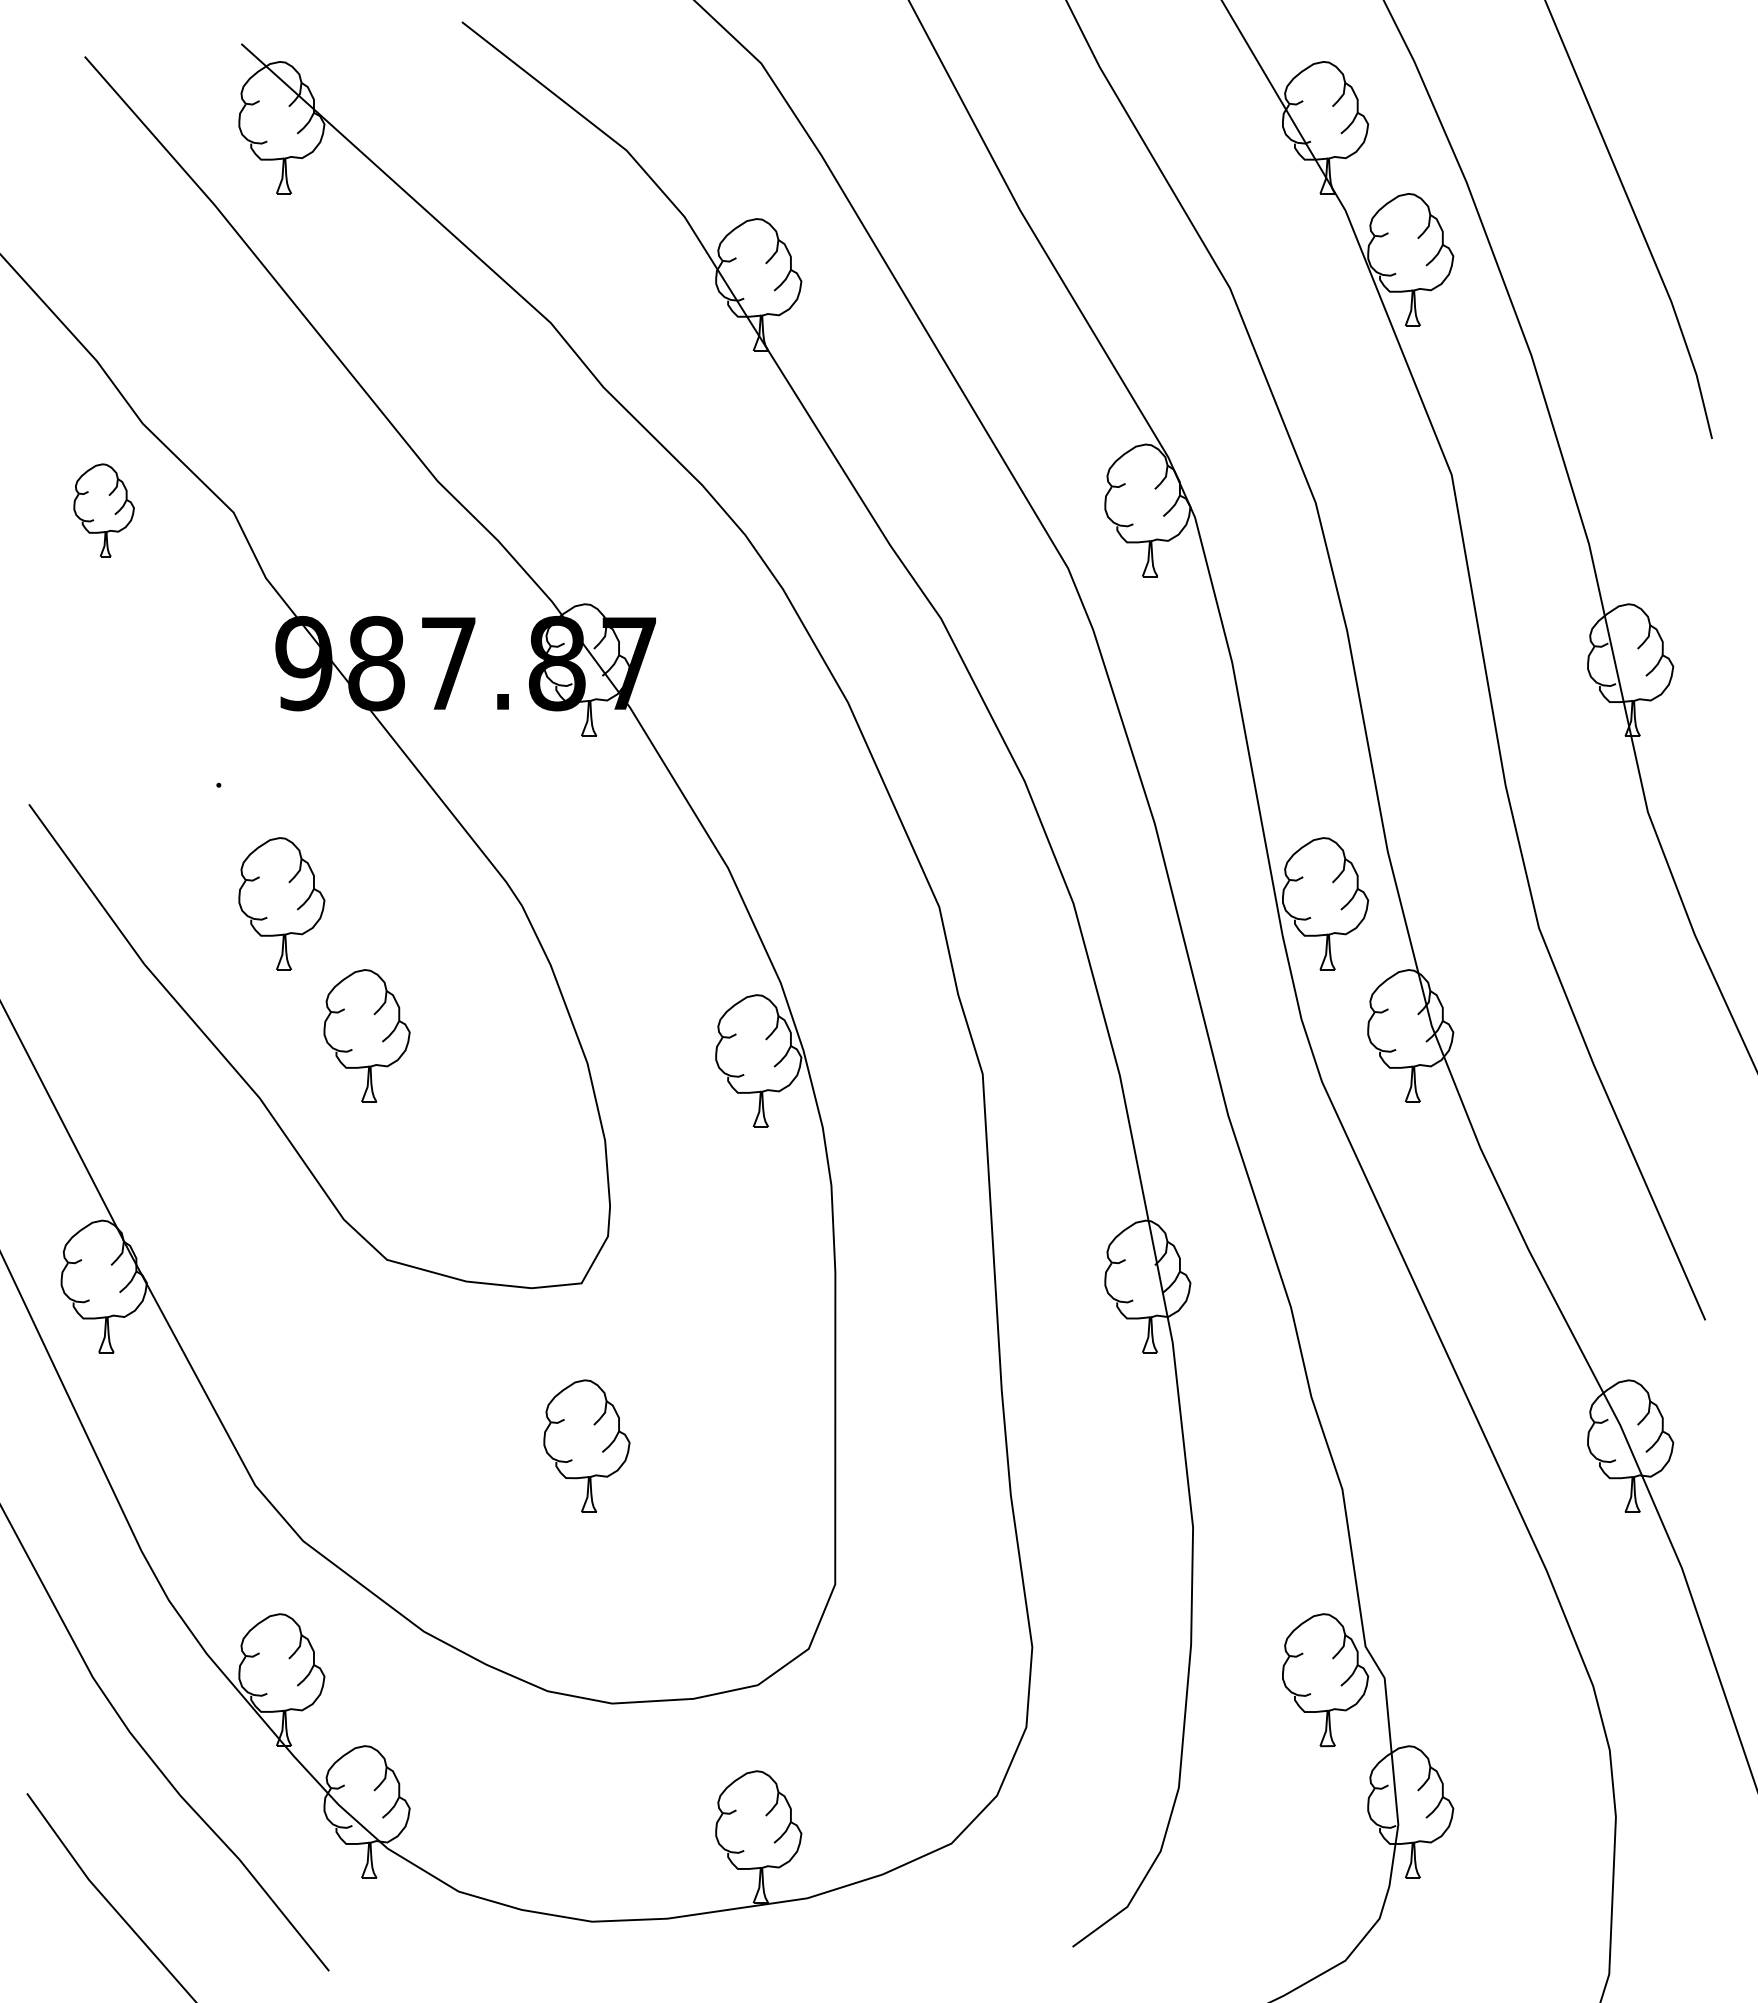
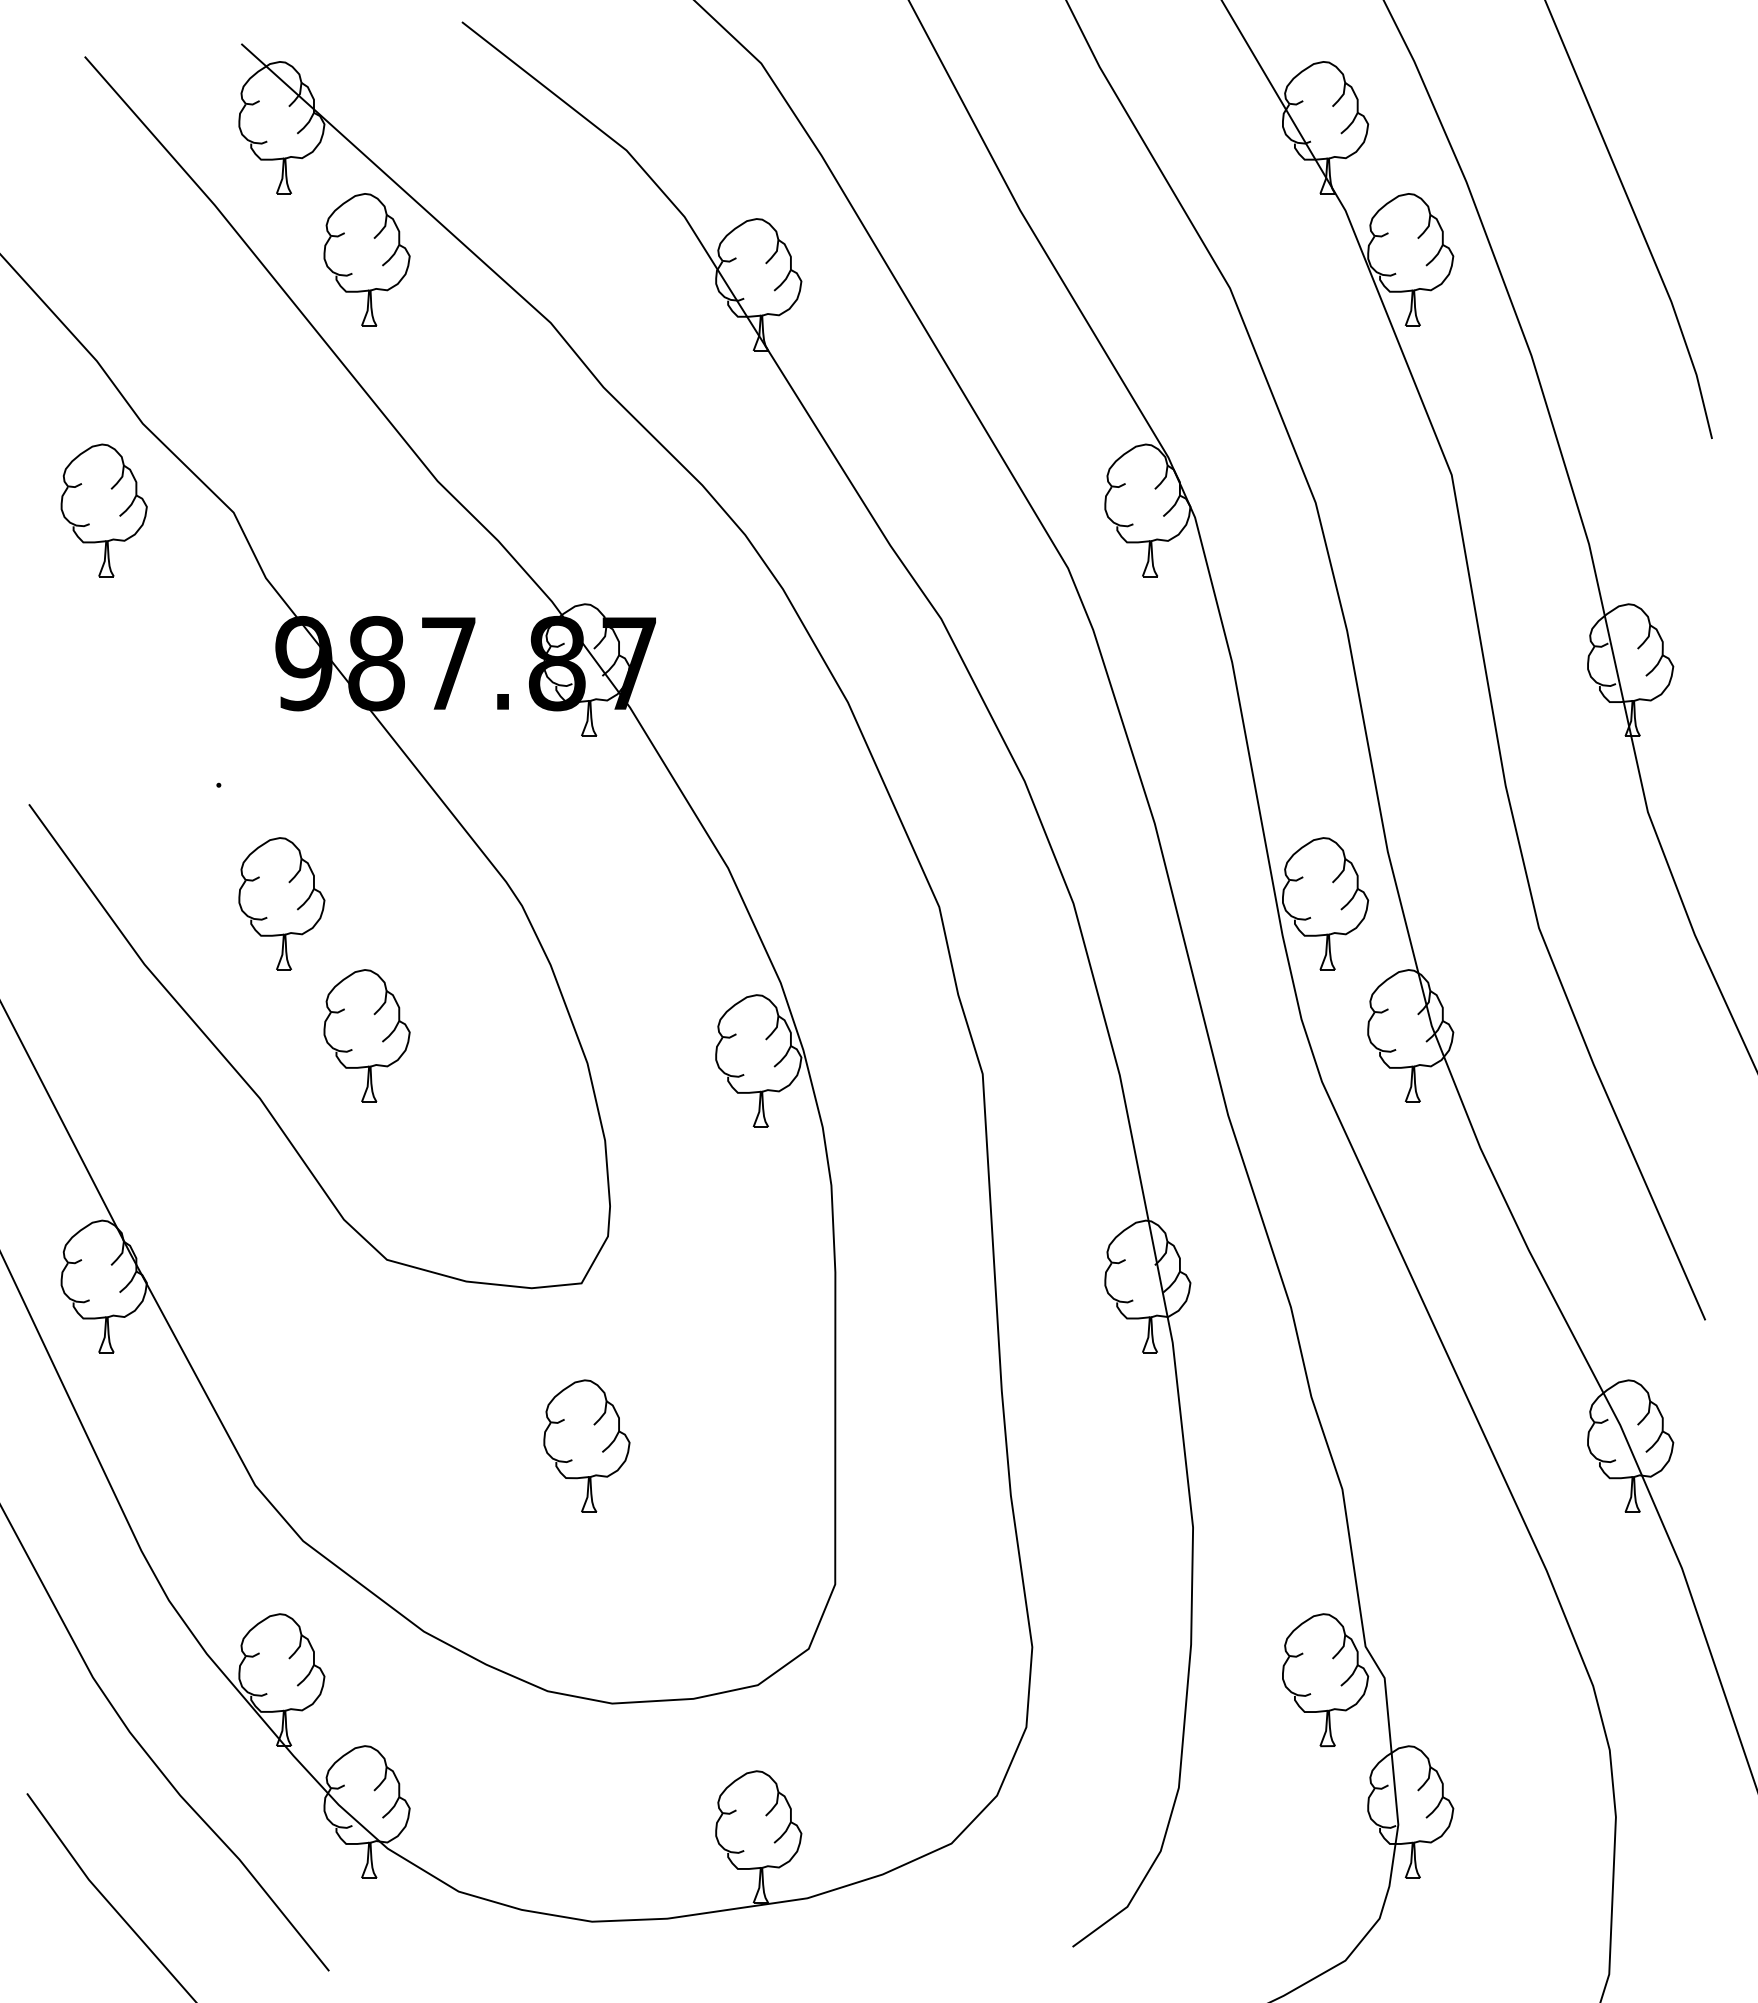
part: none -> present (366, 259)
part size: 62x95 px -> 88x135 px (103, 510)
